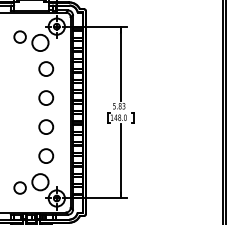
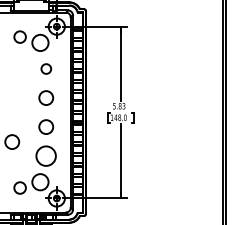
circle size: 17x16 px -> 13x12 px (46, 68)
circle: none -> present (12, 141)
circle size: 17x16 px -> 22x22 px (45, 155)
